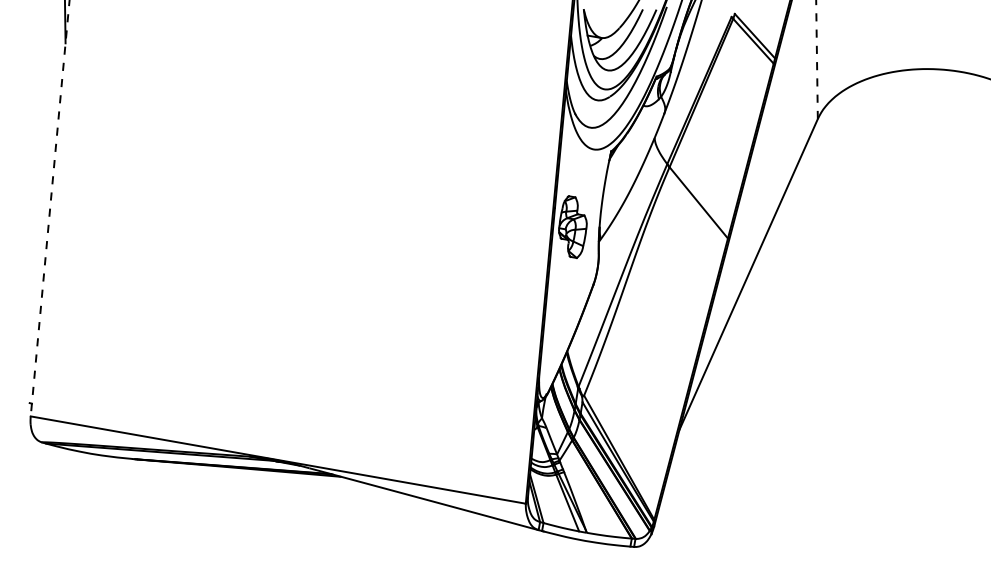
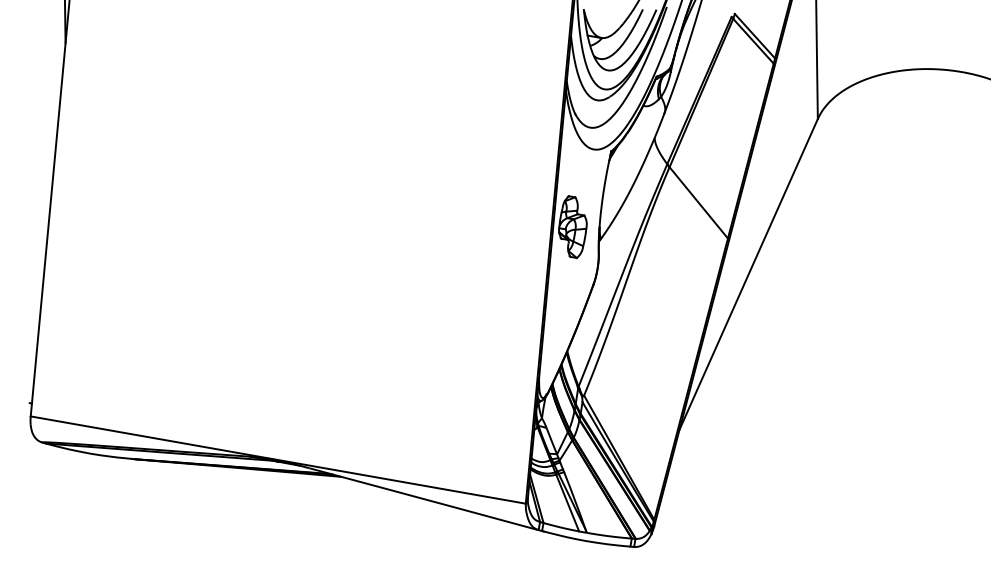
line: dashed -> solid (817, 59)
line: dashed -> solid (50, 208)
